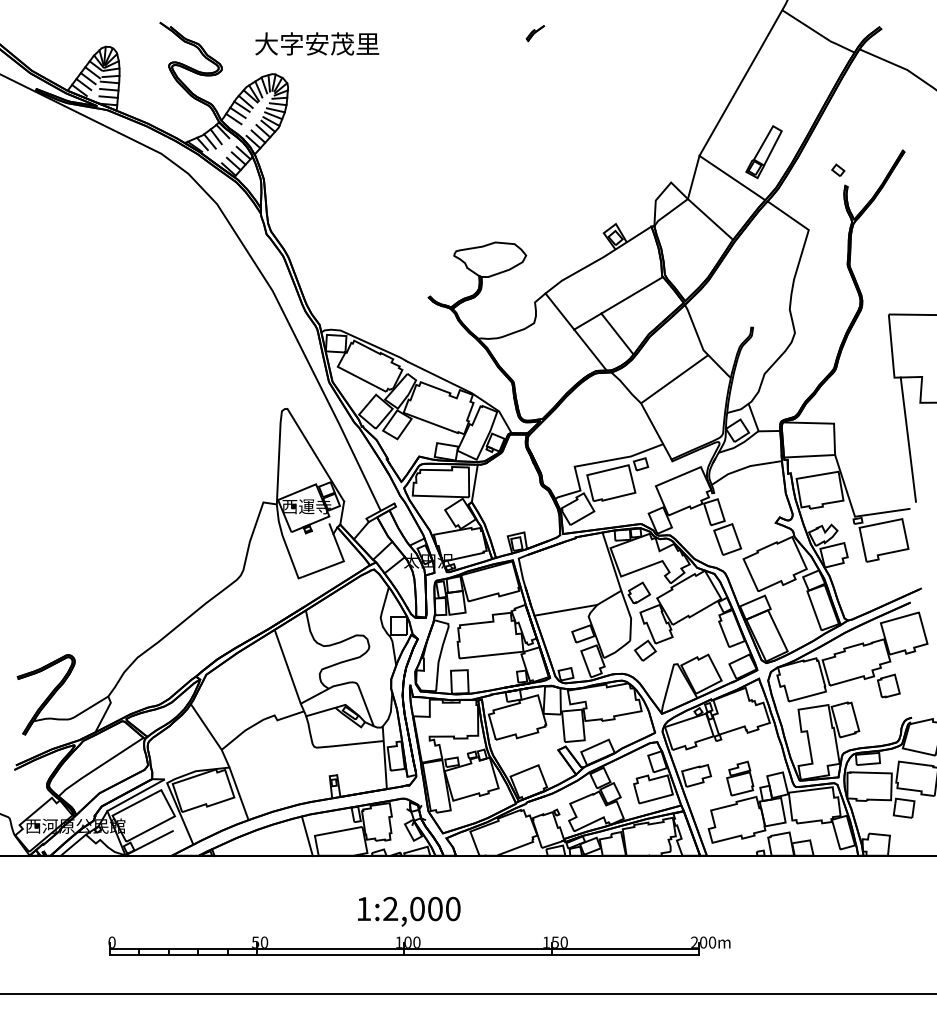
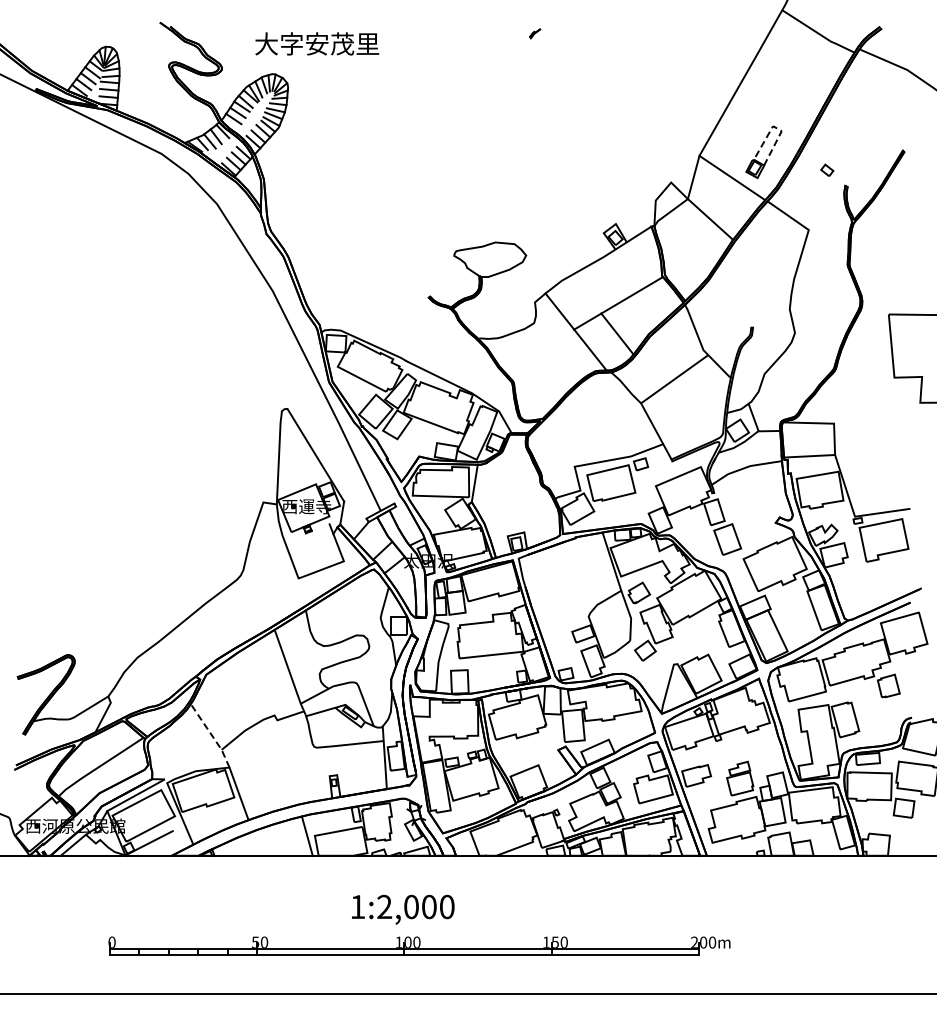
part size: 20x18 px -> 13x12 px (535, 33)
line: solid -> dashed (777, 128)
part position: (838, 169) -> (827, 169) (827, 169)
line: present -> none (907, 439)
line: present -> none (565, 609)
line: solid -> dashed (211, 735)
text position: (409, 911) -> (403, 909) (403, 909)
